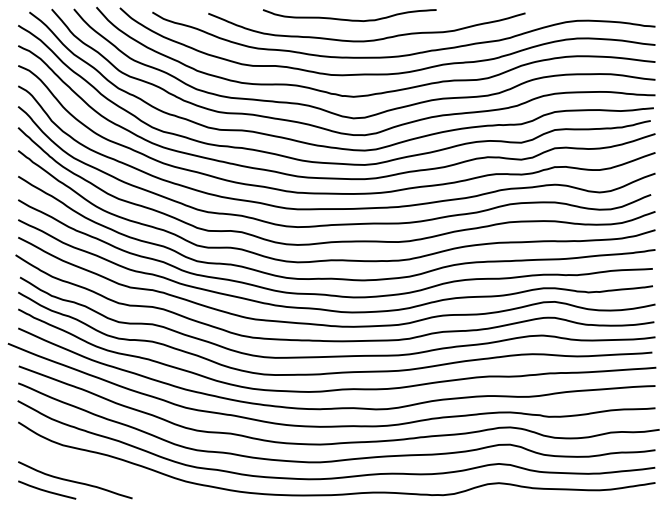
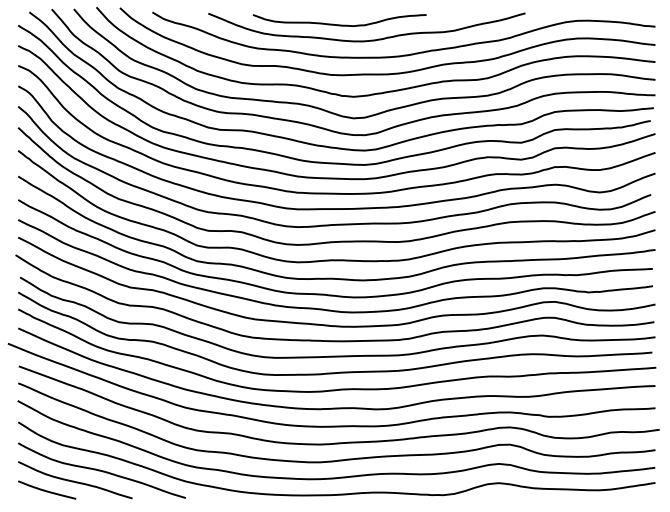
curve position: (349, 19) -> (339, 24) (339, 24)
curve: none -> present (101, 470)
